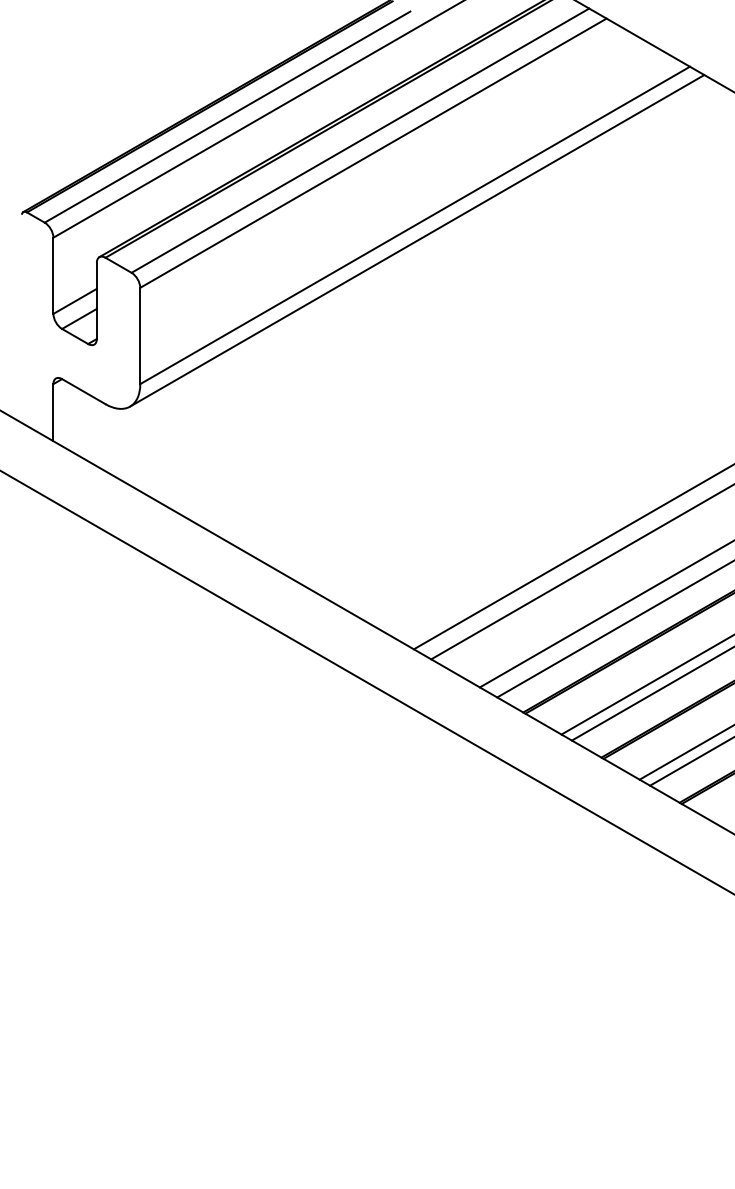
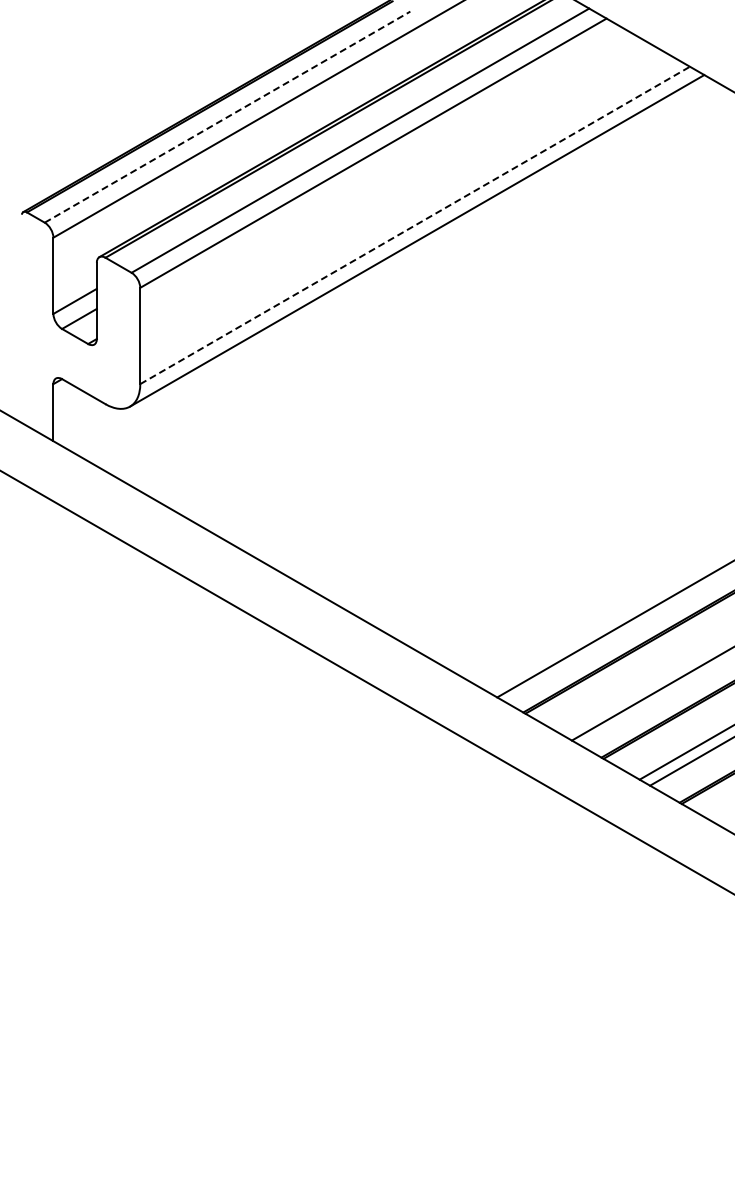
line: solid -> dashed (227, 116)
line: solid -> dashed (415, 225)
line: present -> none (572, 557)
line: present -> none (581, 572)
line: present -> none (605, 614)
line: present -> none (646, 685)
